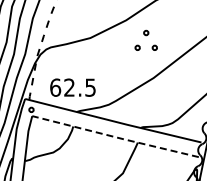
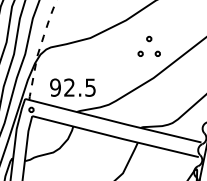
part position: (145, 39) -> (148, 45) (148, 45)
text: 62.5 -> 92.5 (55, 87)
line: dashed -> solid (116, 137)
